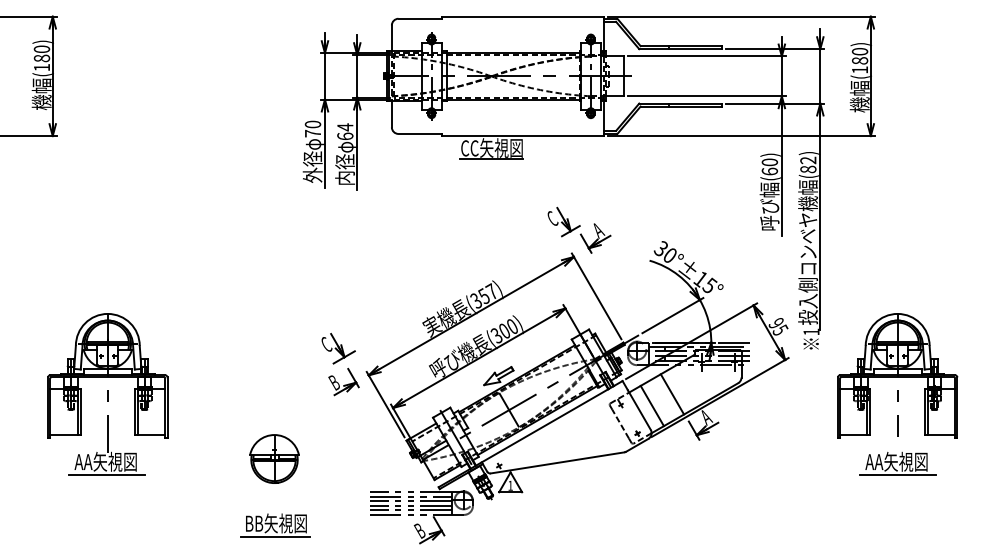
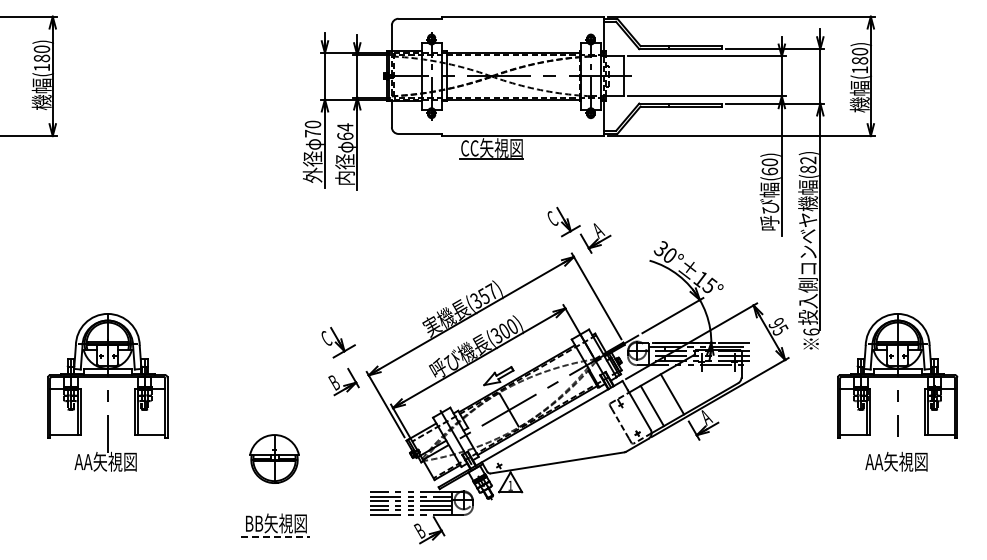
text: 1 -> 6 (811, 331)
part position: (338, 348) -> (338, 342) (338, 342)
line: present -> none (107, 474)
line: present -> none (897, 474)
line: solid -> dashed (275, 537)
